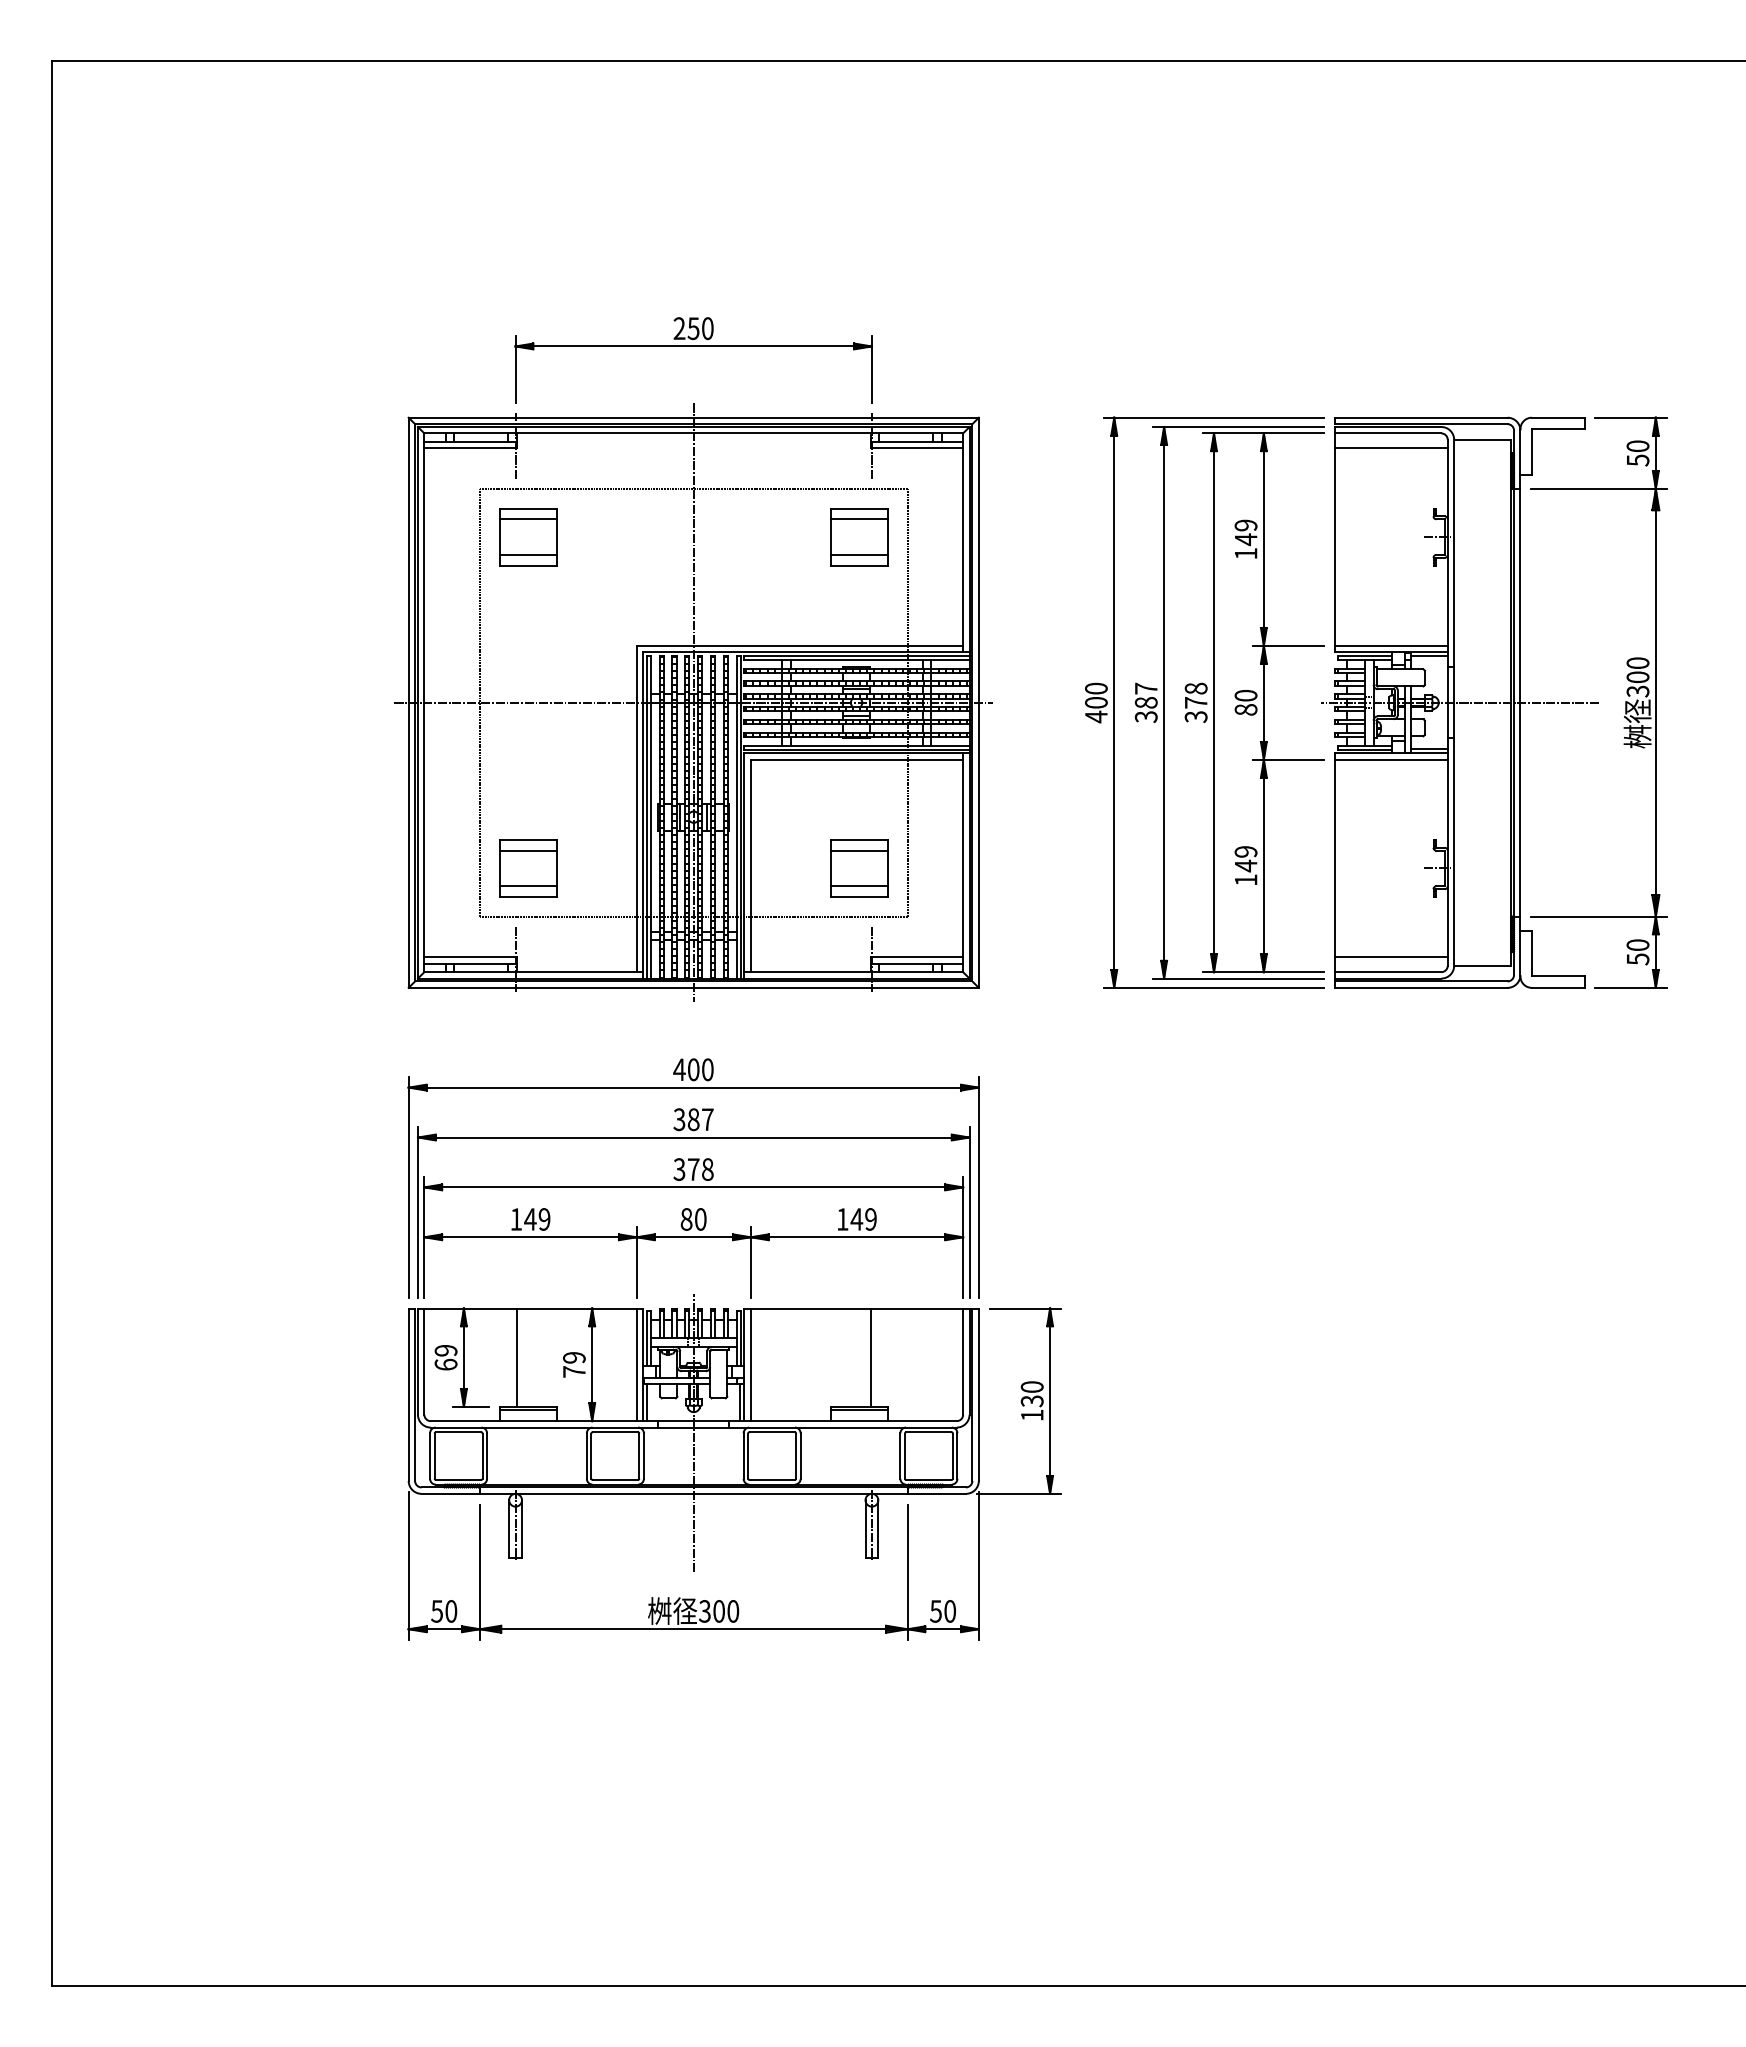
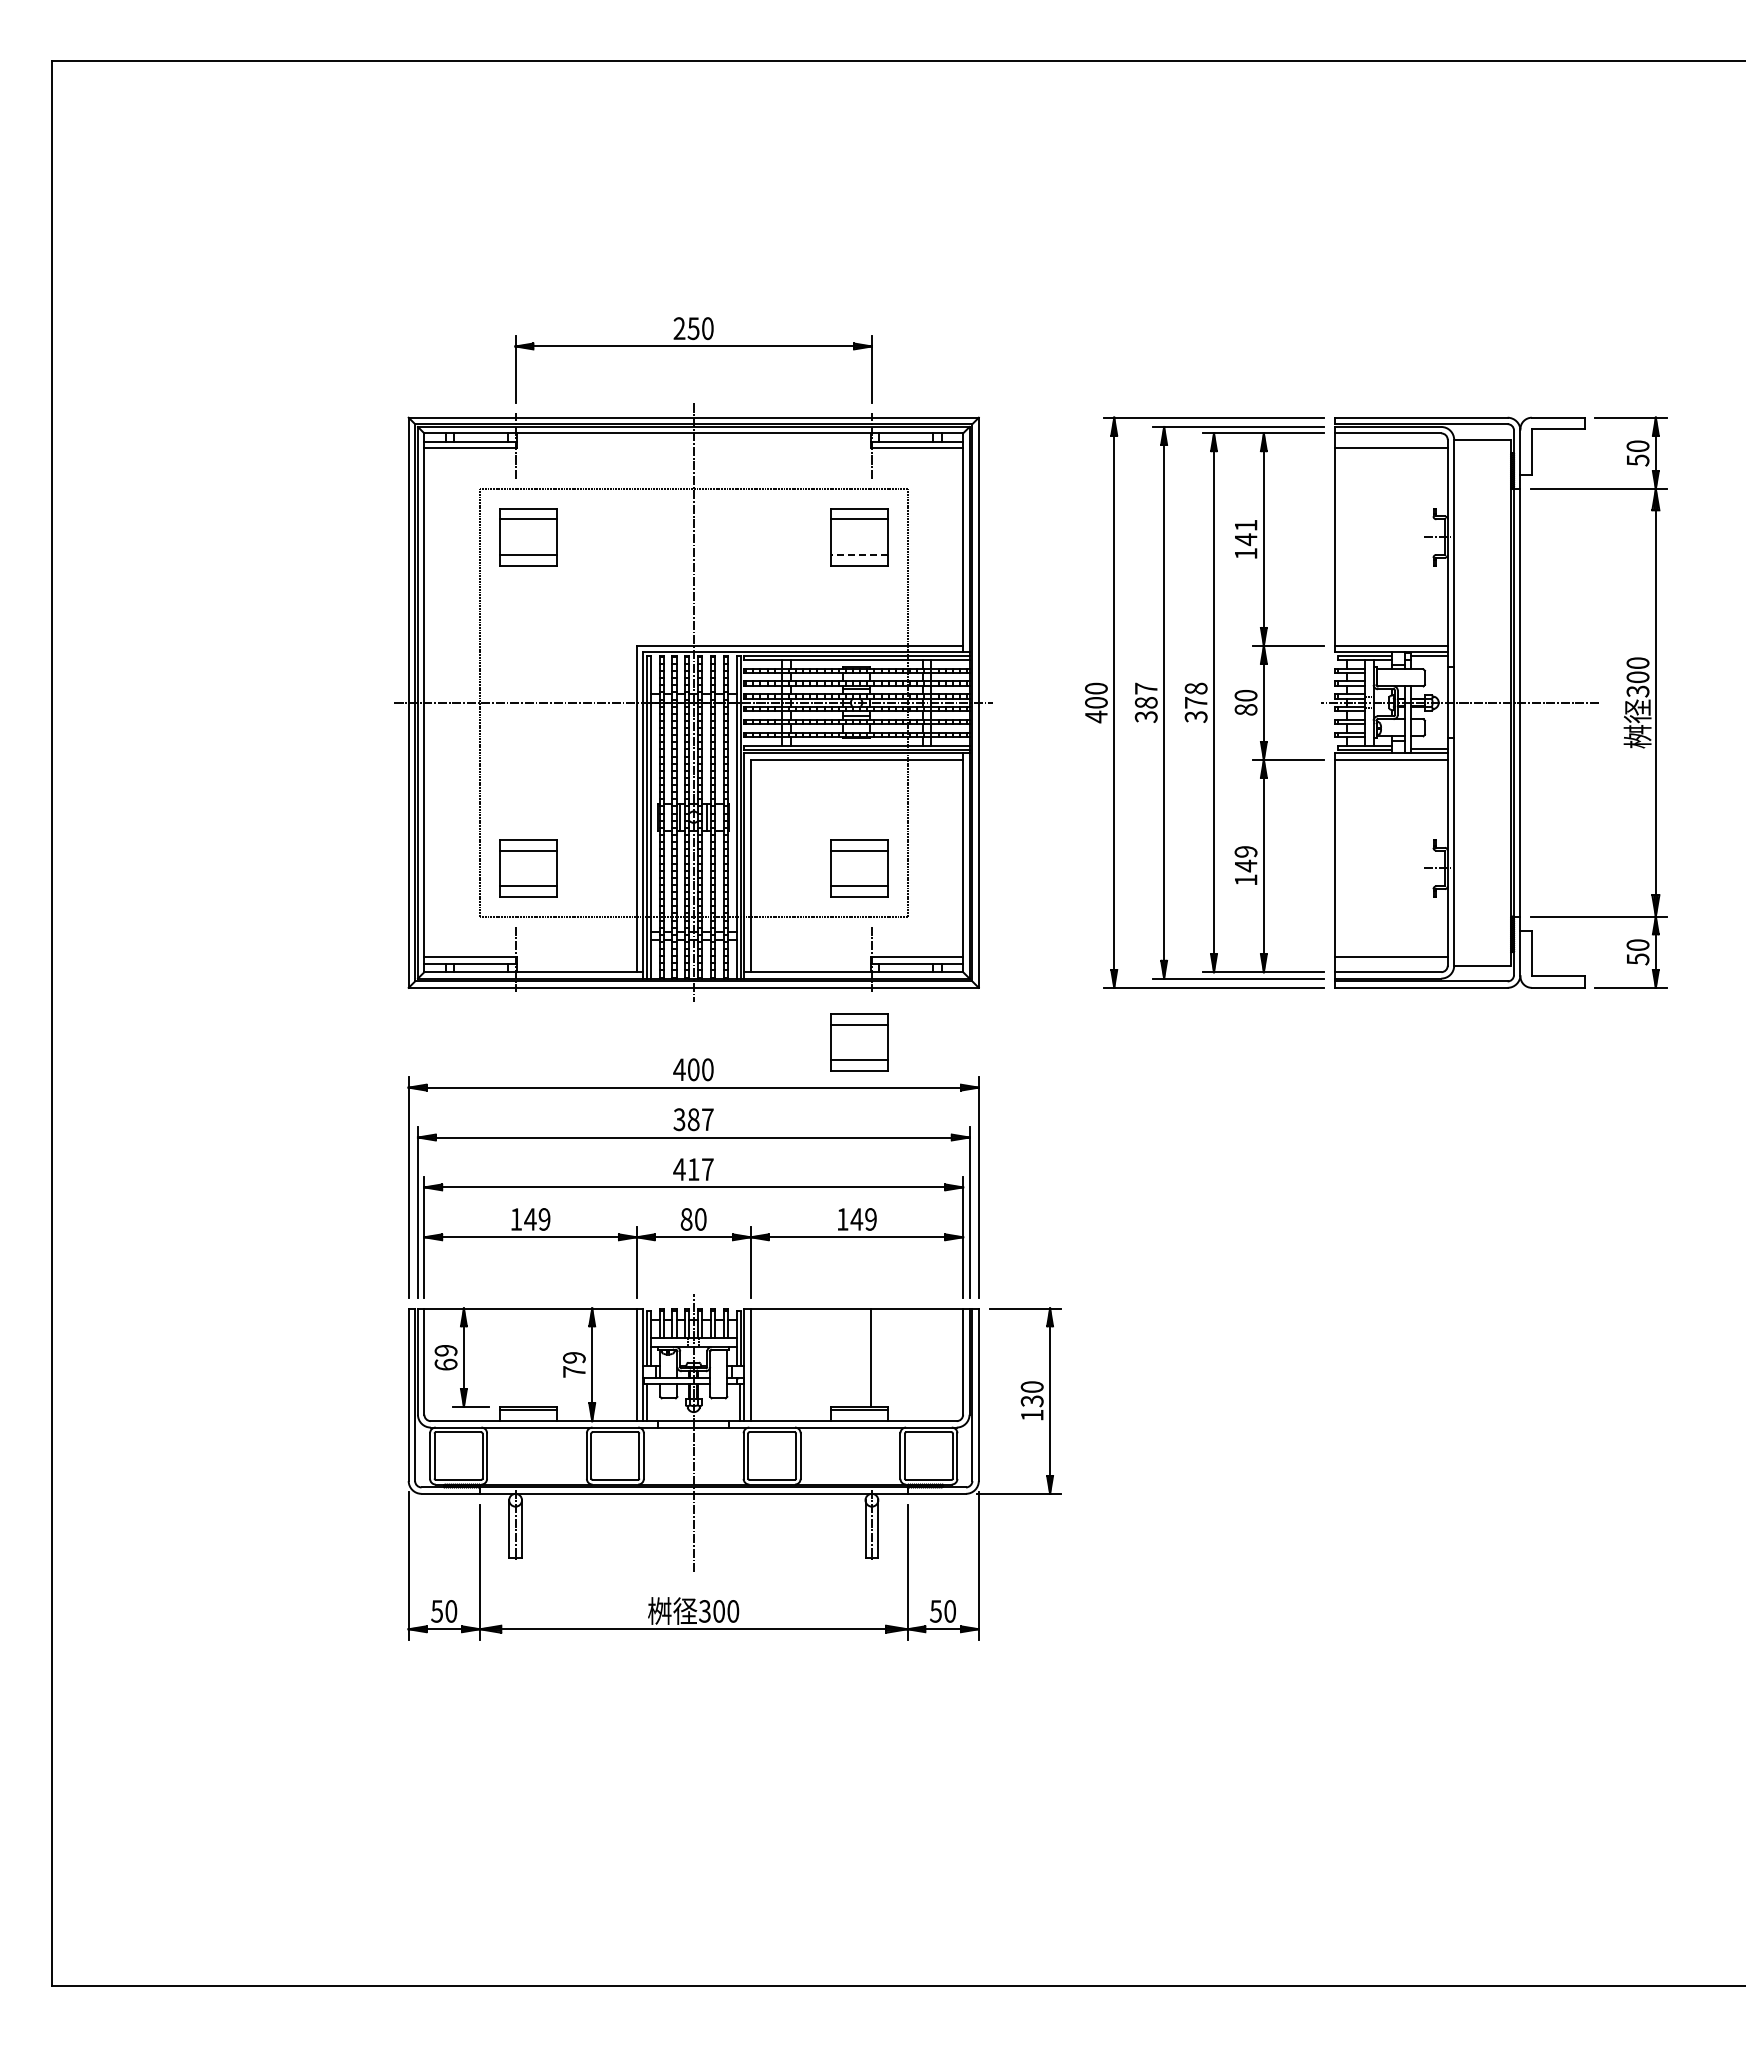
text: 149 -> 141 (1245, 525)
line: solid -> dashed (859, 554)
part: none -> present (859, 1042)
text: 378 -> 417 (693, 1169)
line: present -> none (517, 1357)
